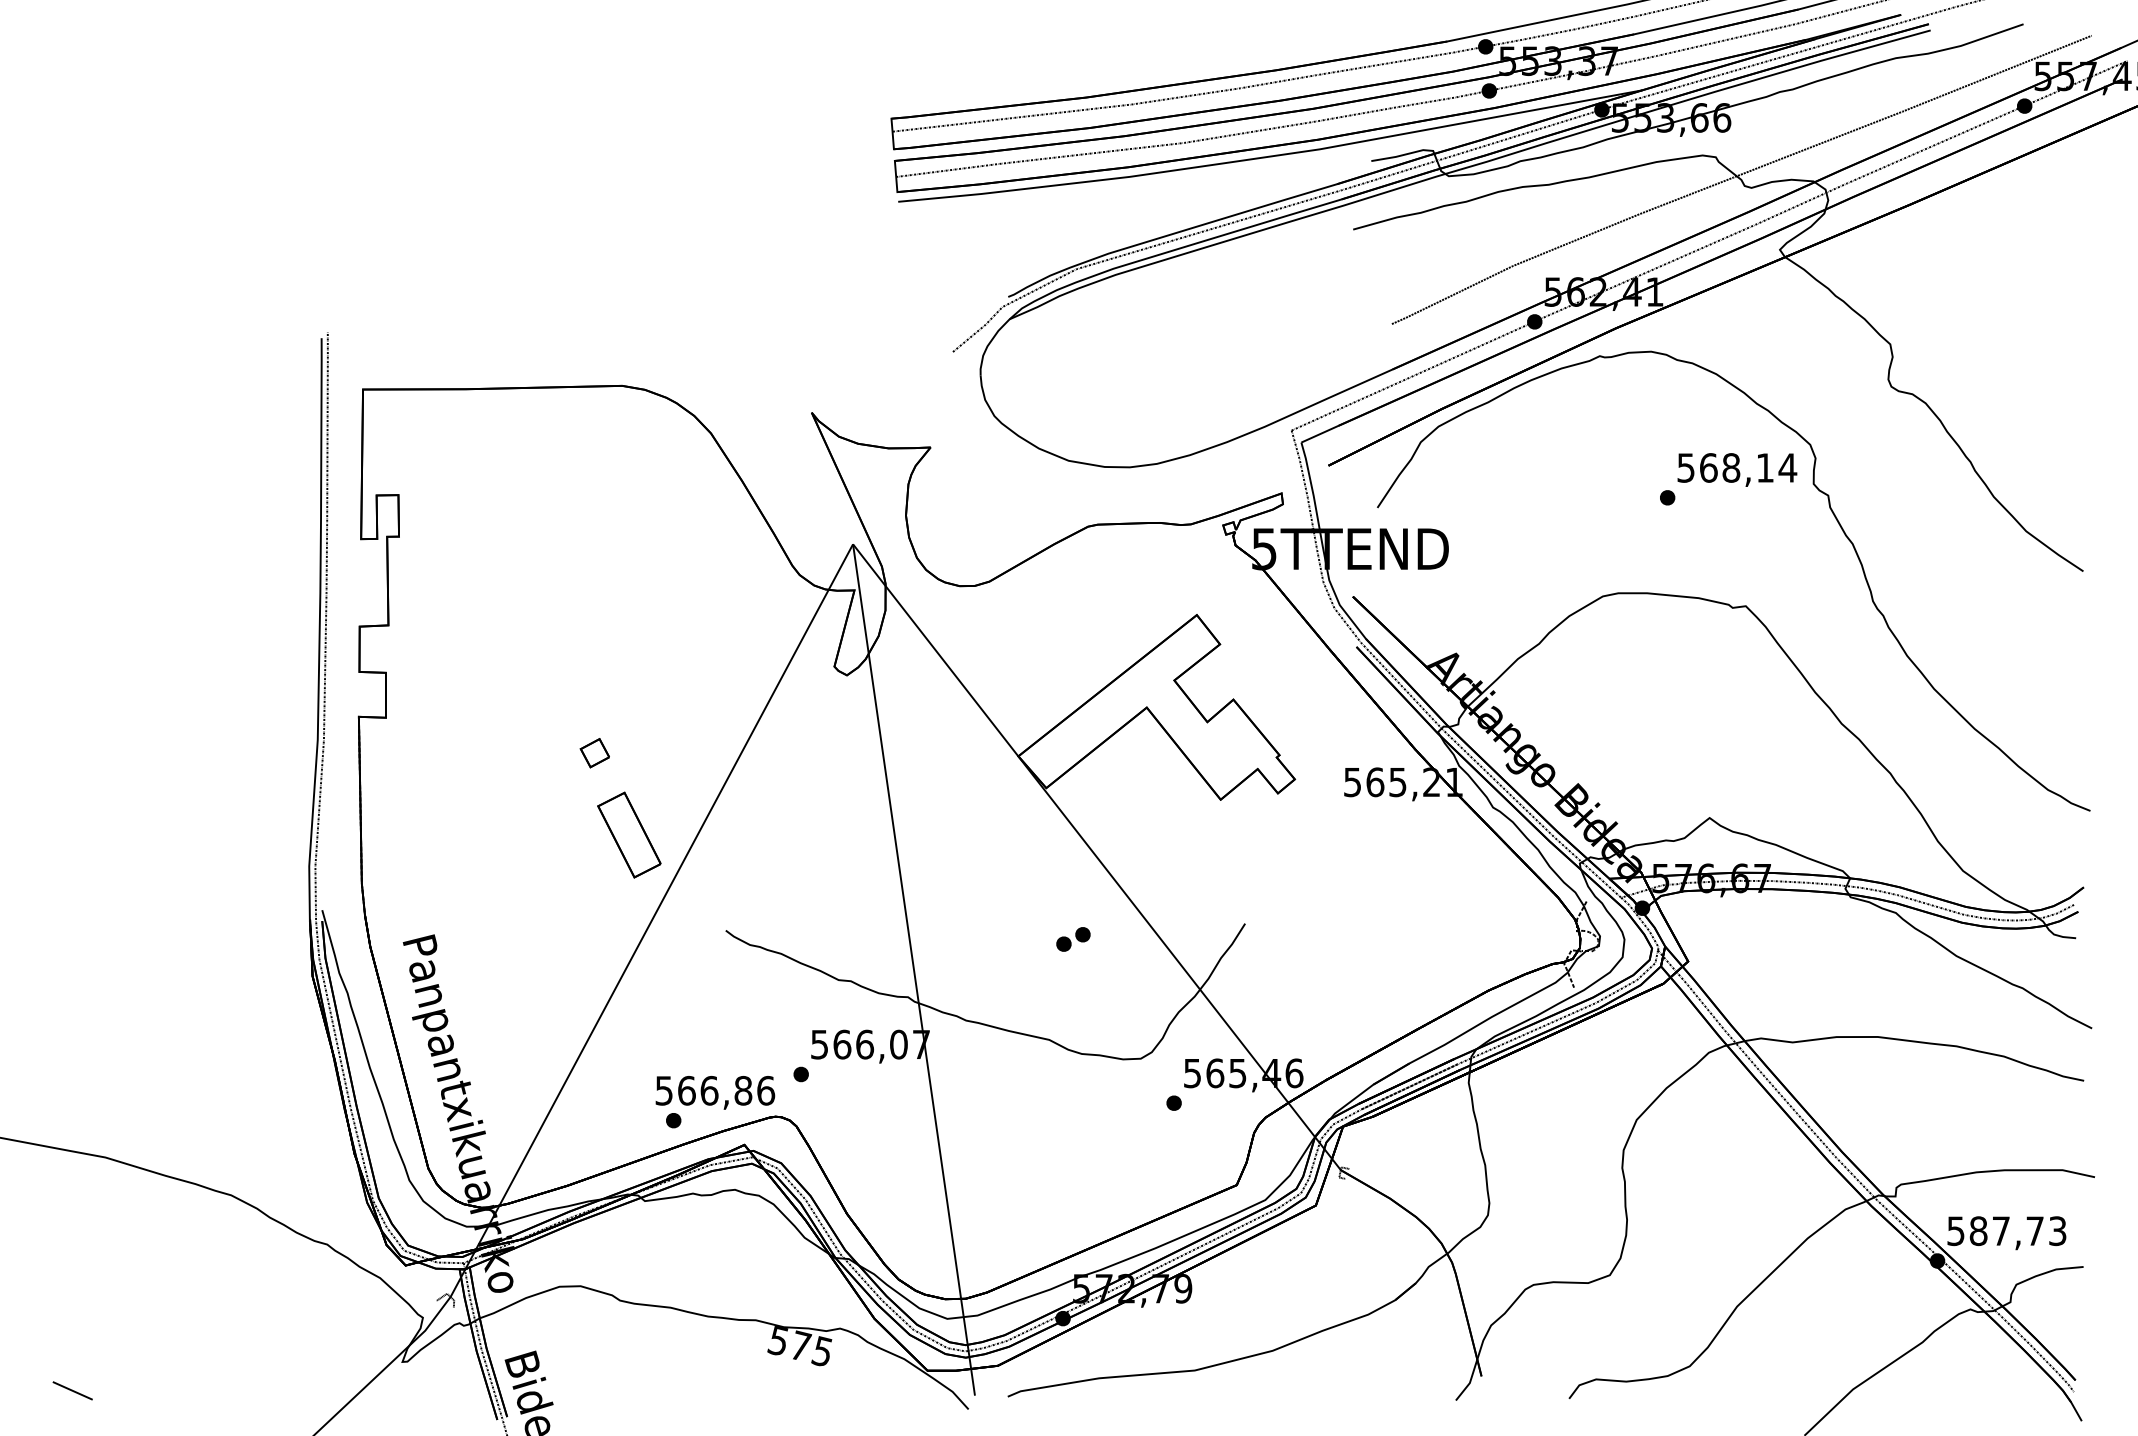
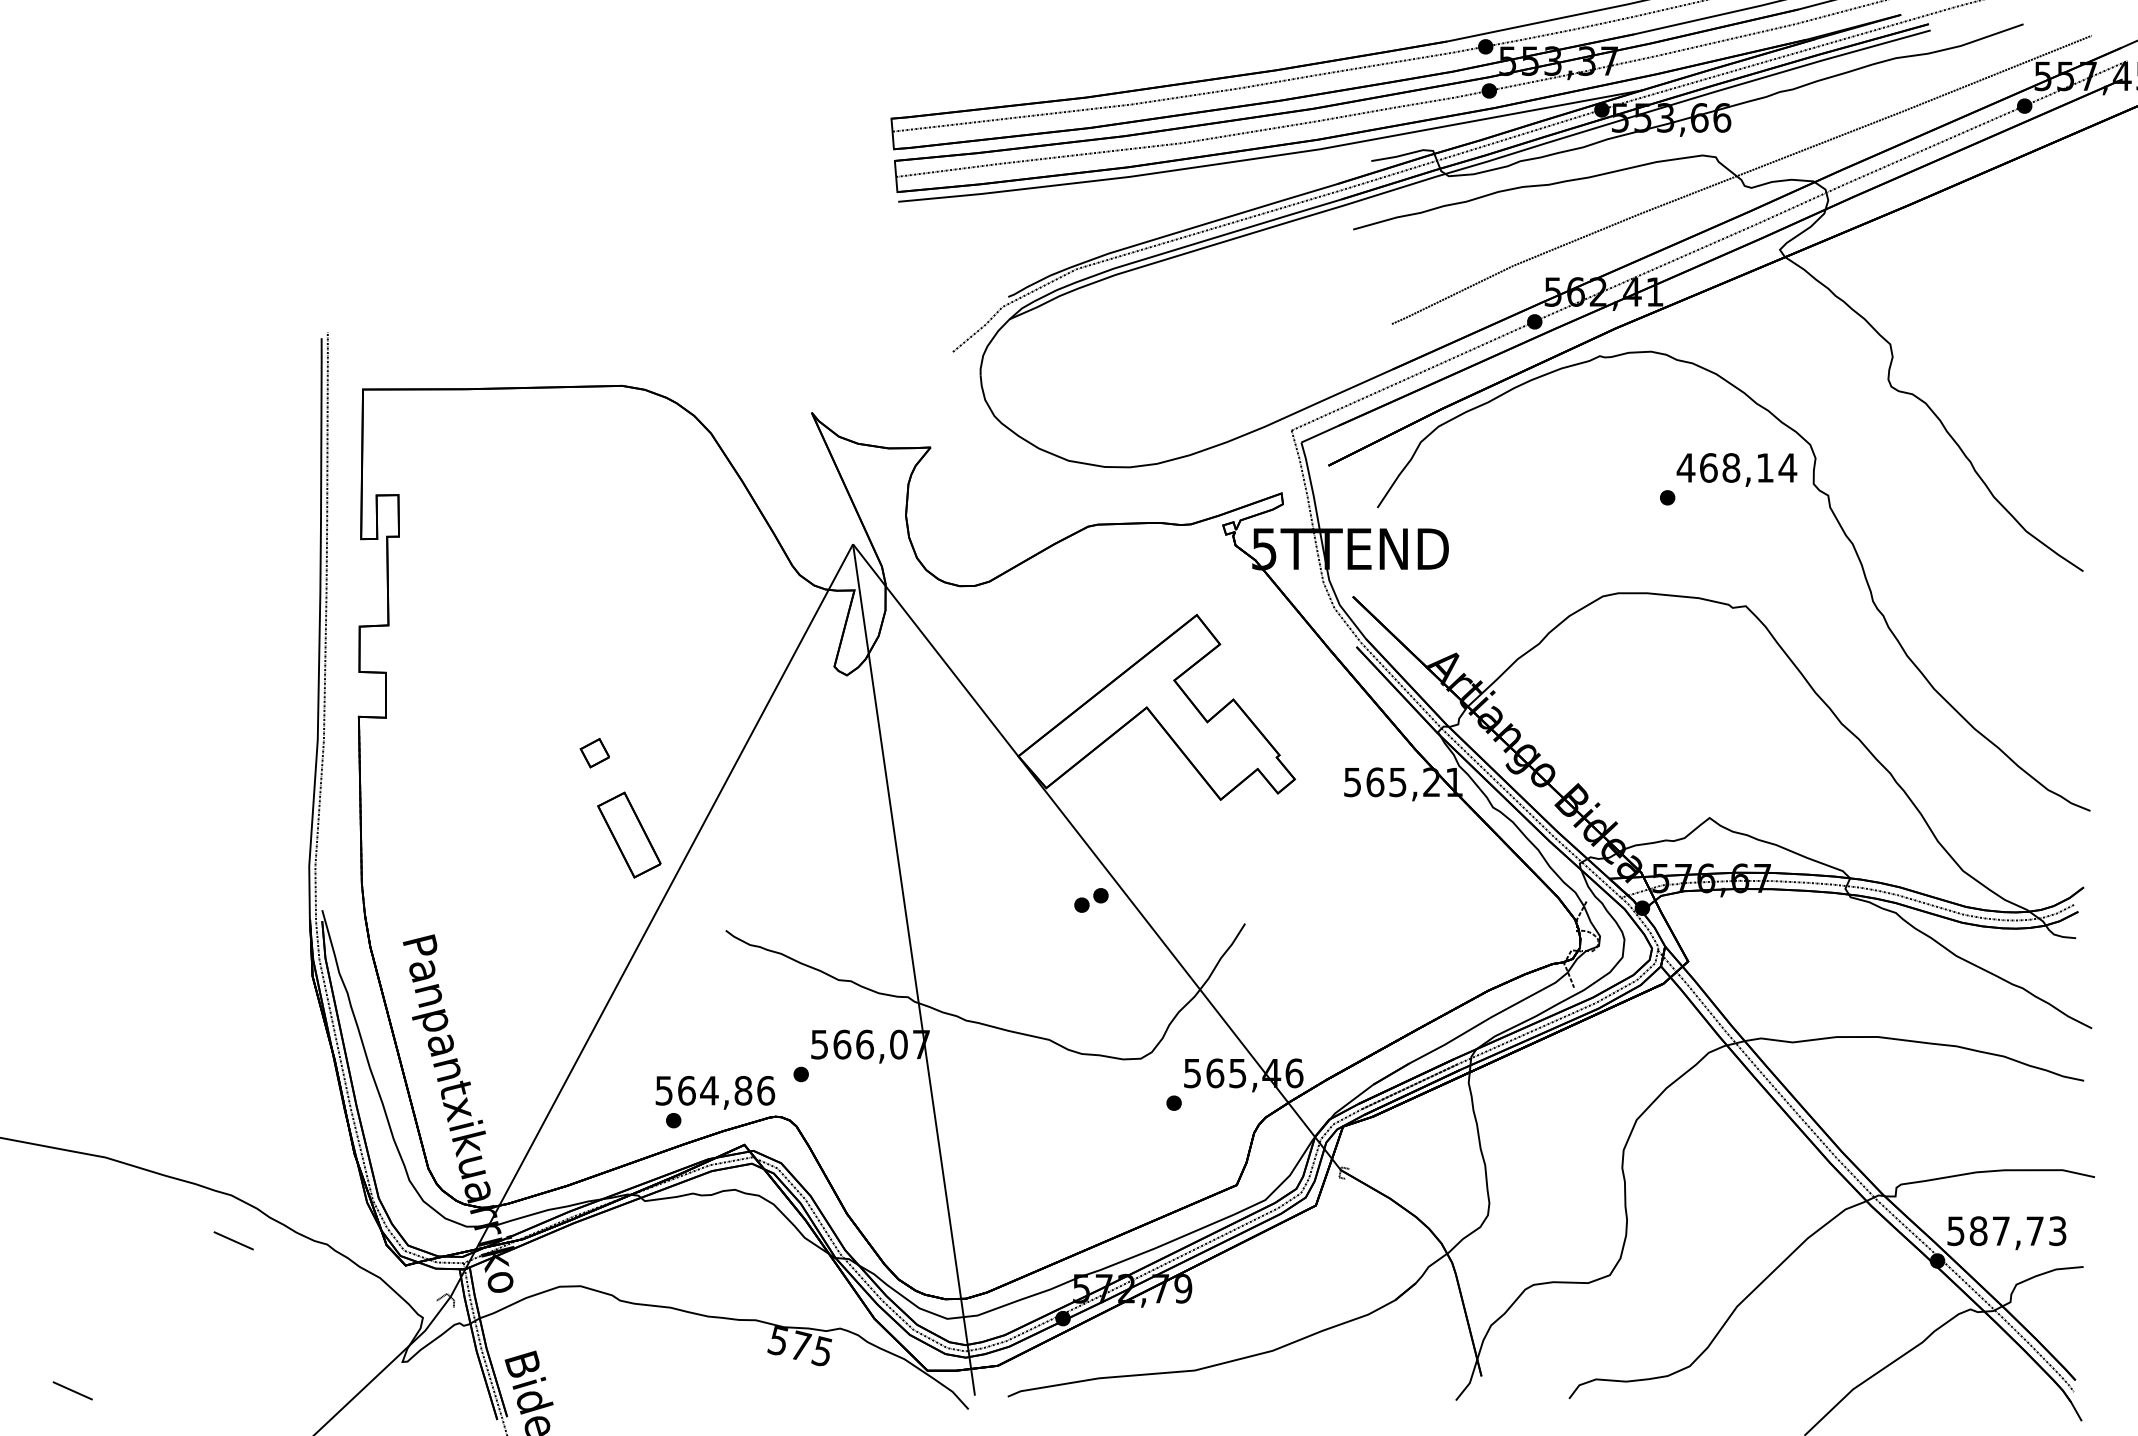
text: 568,14 -> 468,14 (1685, 467)
part position: (1073, 939) -> (1091, 900) (1091, 900)
text: 566,86 -> 564,86 (709, 1090)
line: none -> present (233, 1240)
